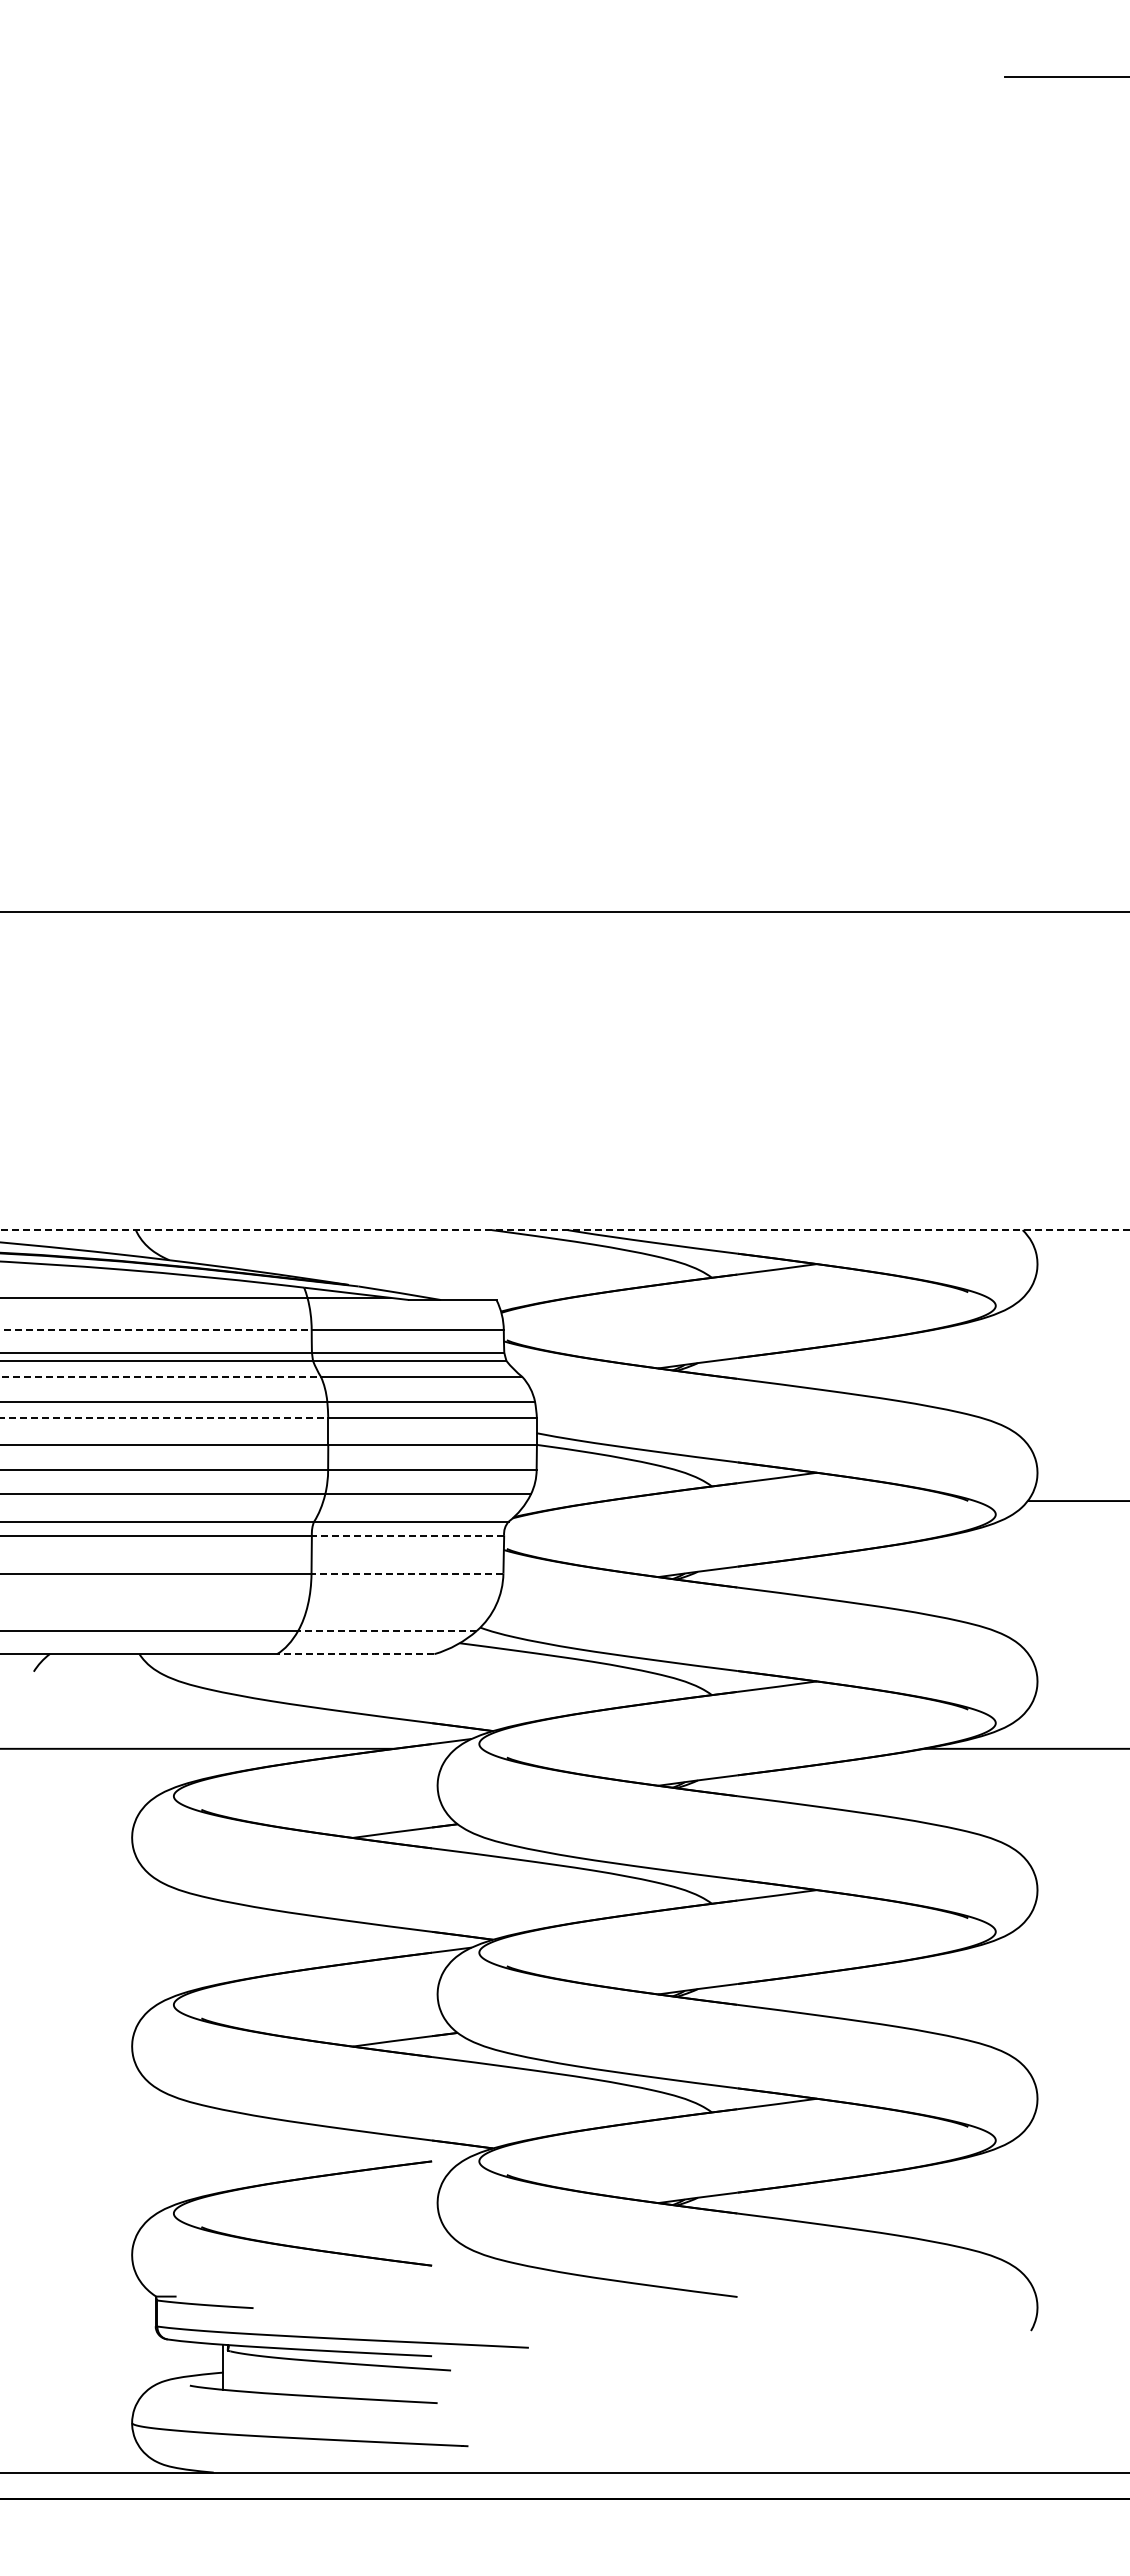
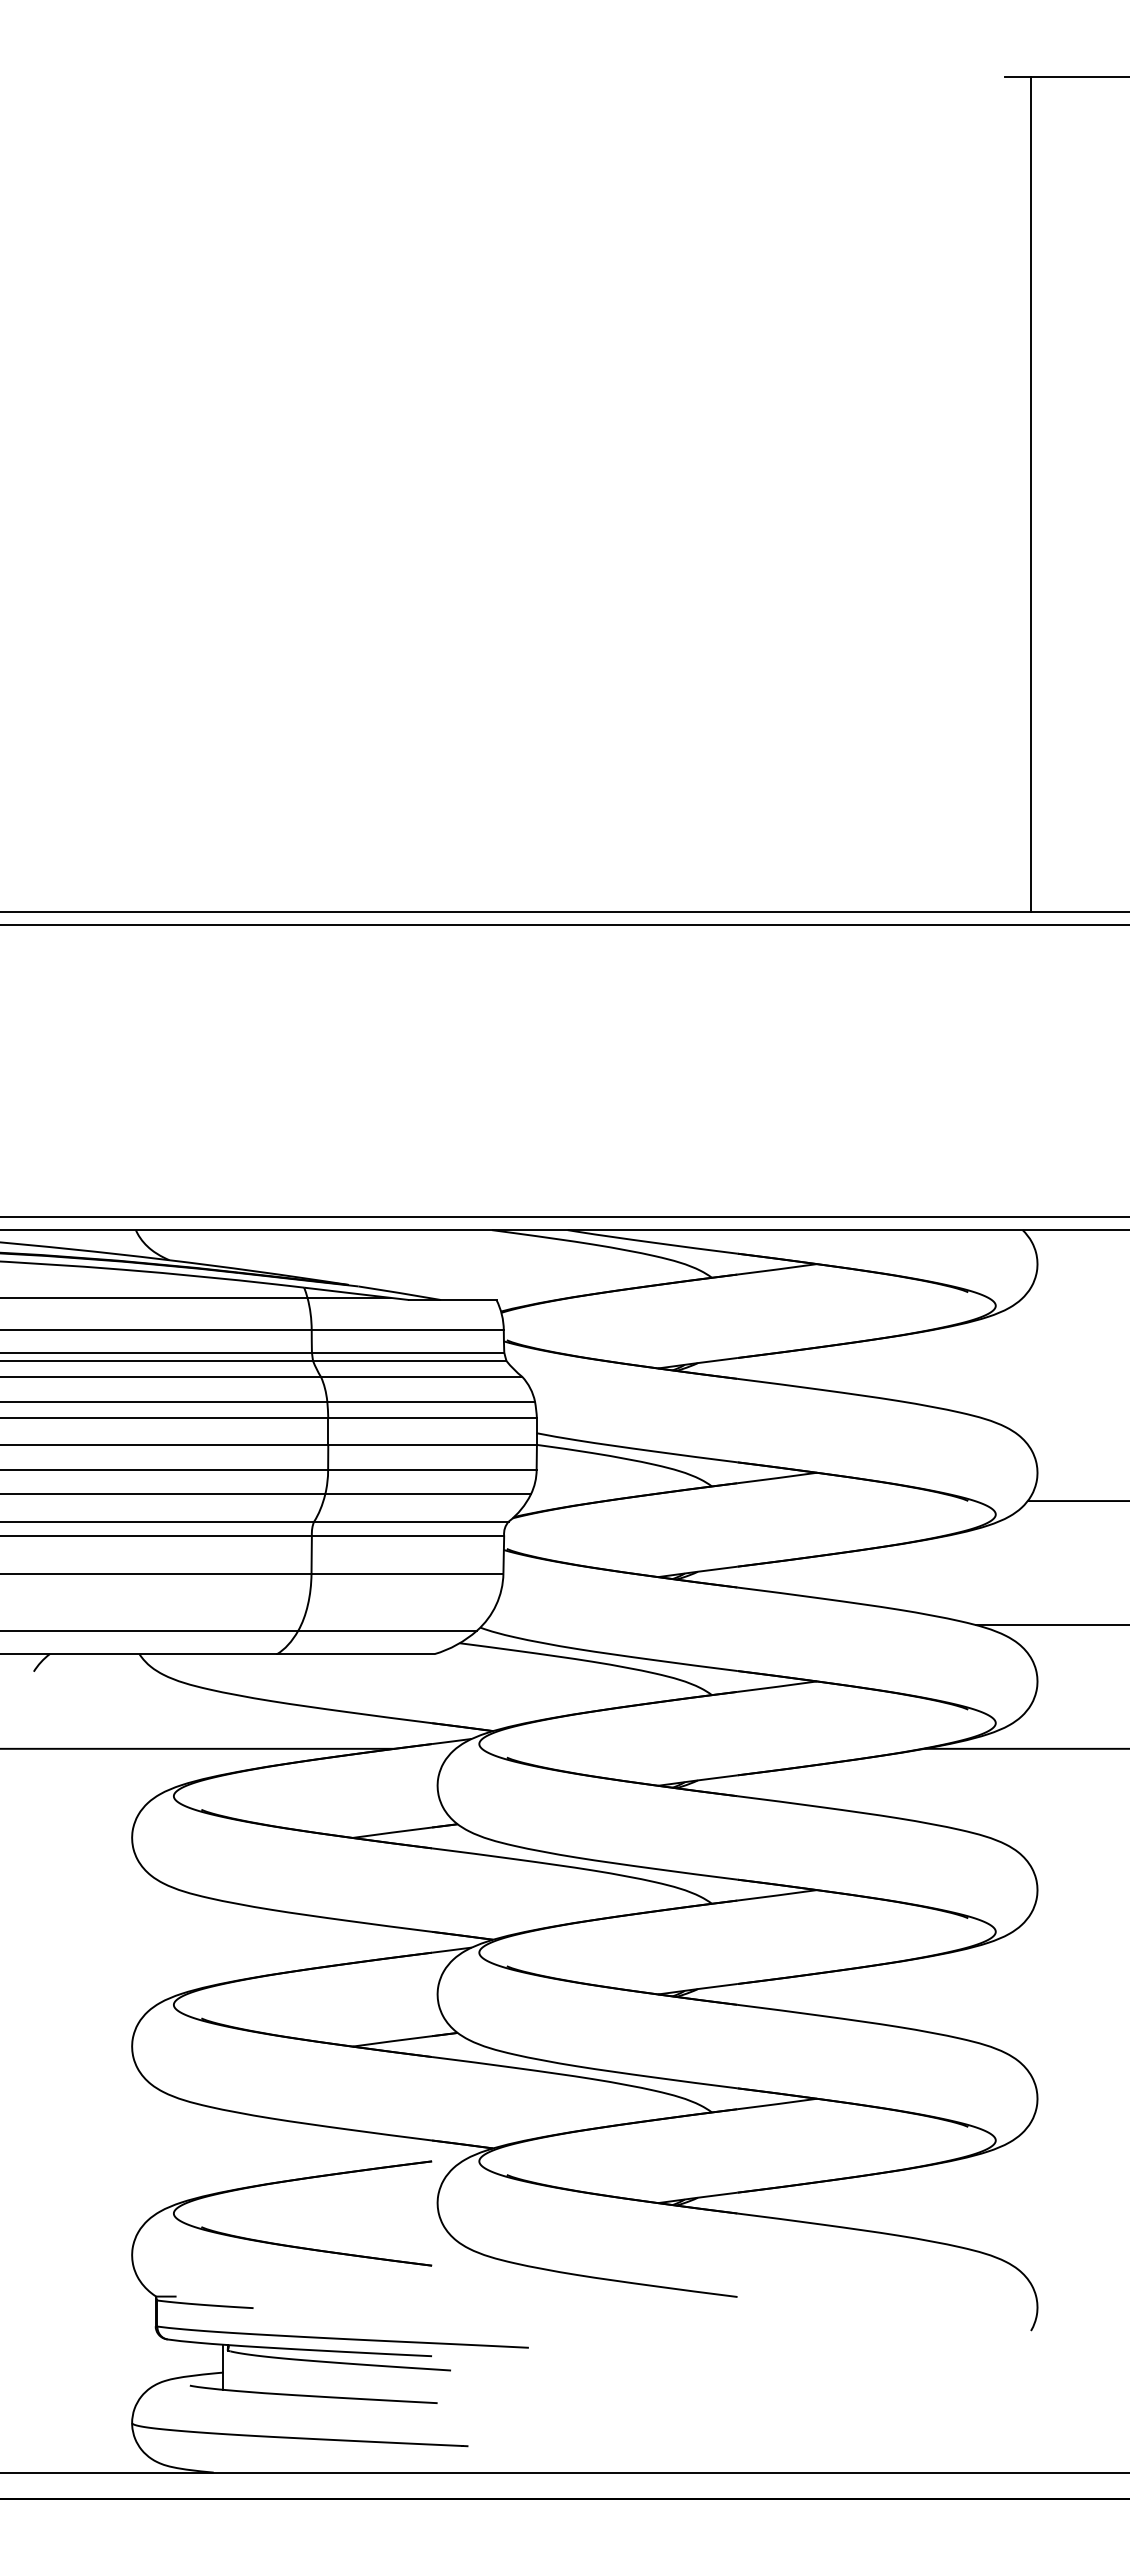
line: none -> present (1031, 494)
line: none -> present (564, 924)
line: none -> present (564, 1217)
line: dashed -> solid (565, 1230)
line: dashed -> solid (156, 1330)
line: dashed -> solid (161, 1376)
line: dashed -> solid (164, 1418)
line: dashed -> solid (407, 1535)
line: dashed -> solid (407, 1573)
line: none -> present (1050, 1624)
line: dashed -> solid (387, 1630)
line: dashed -> solid (355, 1654)
